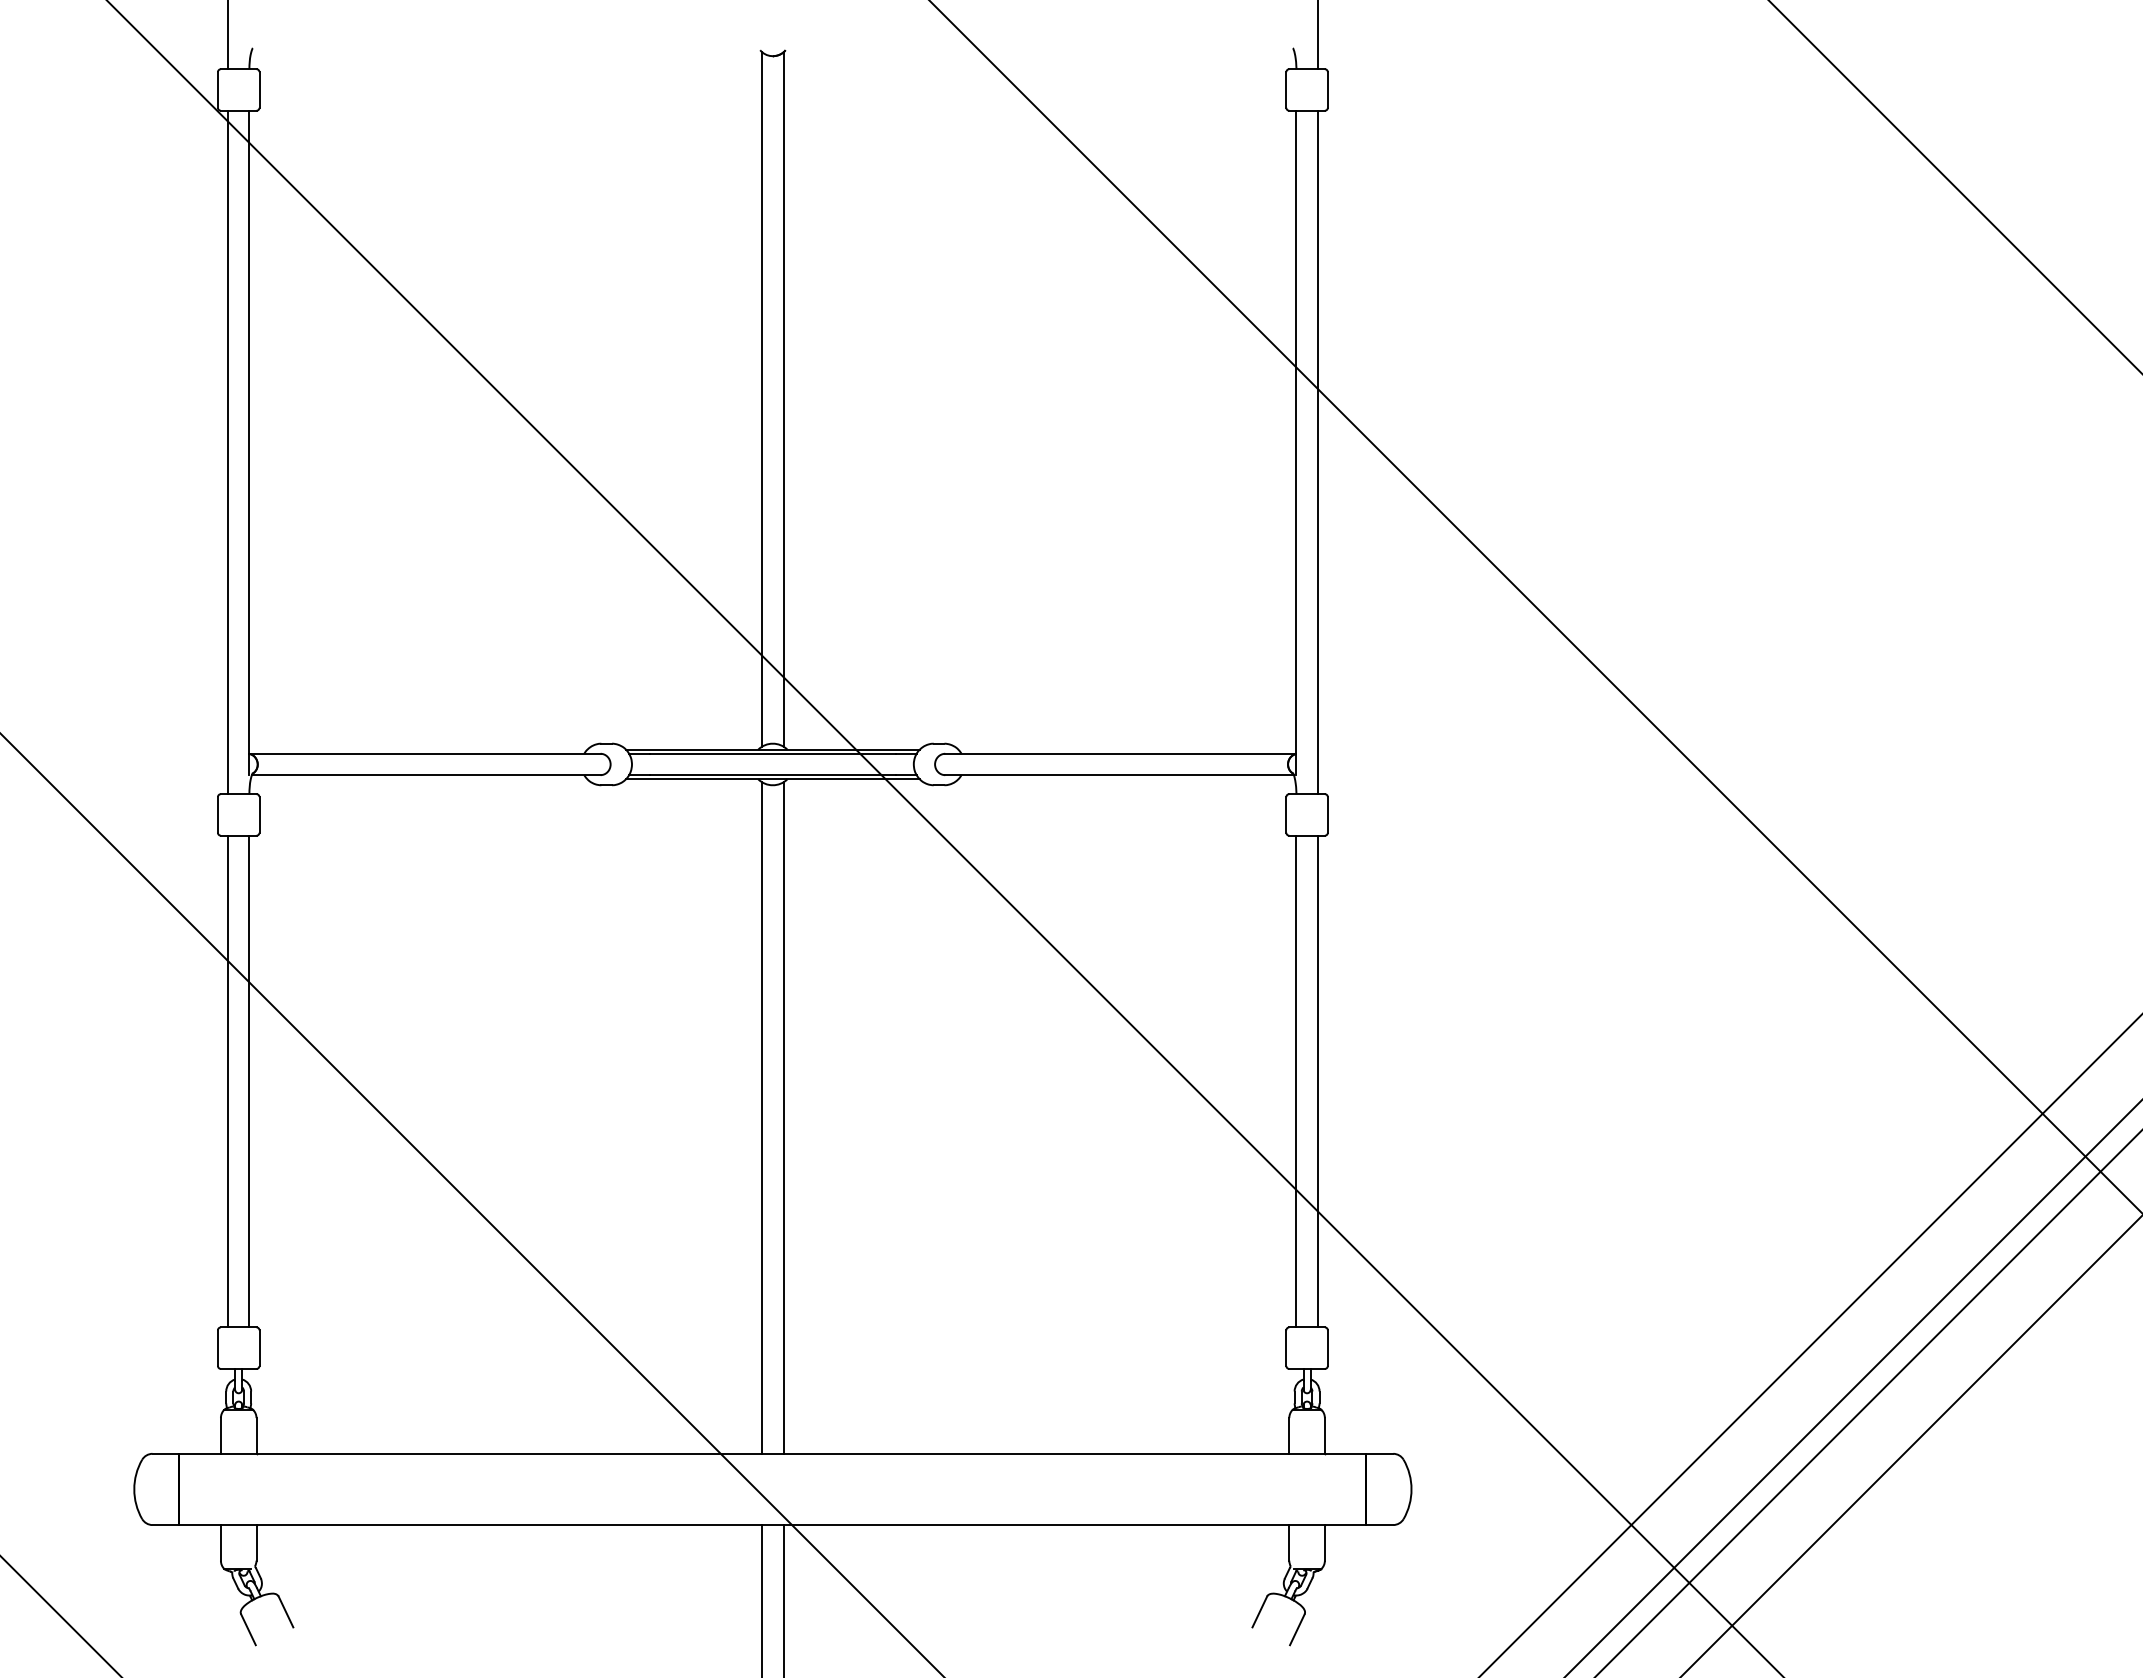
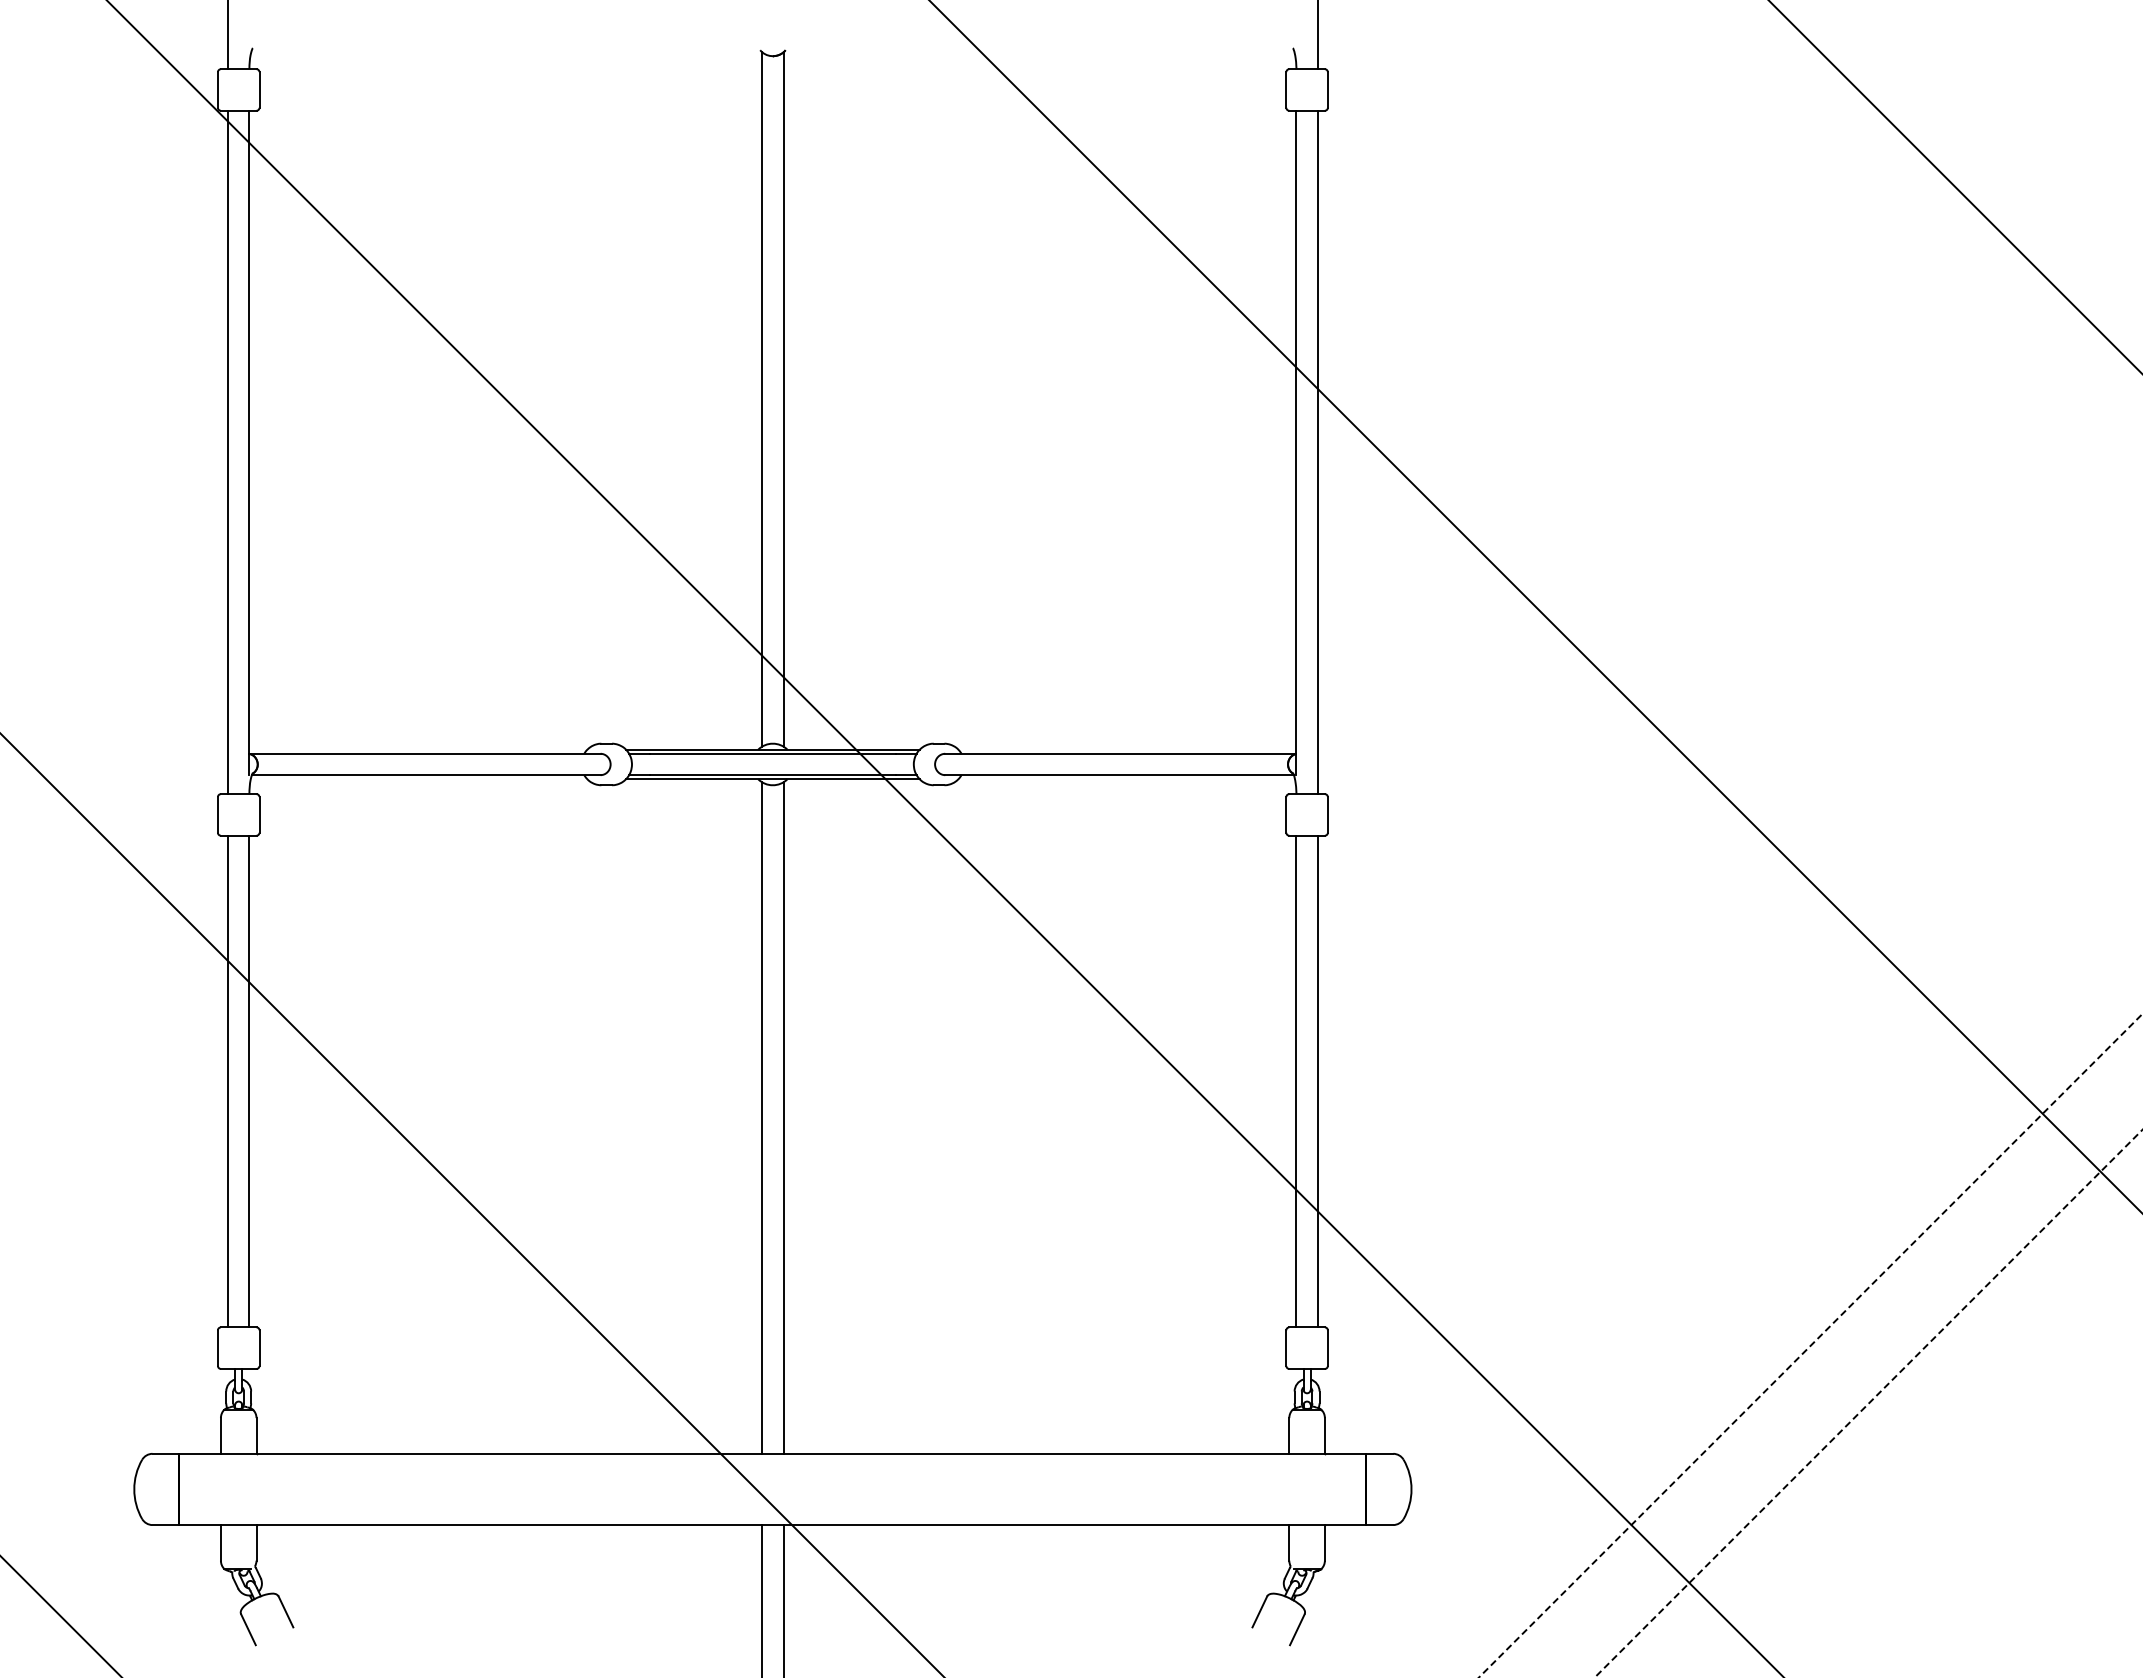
line: solid -> dashed (1810, 1346)
line: present -> none (1853, 1388)
line: solid -> dashed (1869, 1403)
line: present -> none (1911, 1446)
